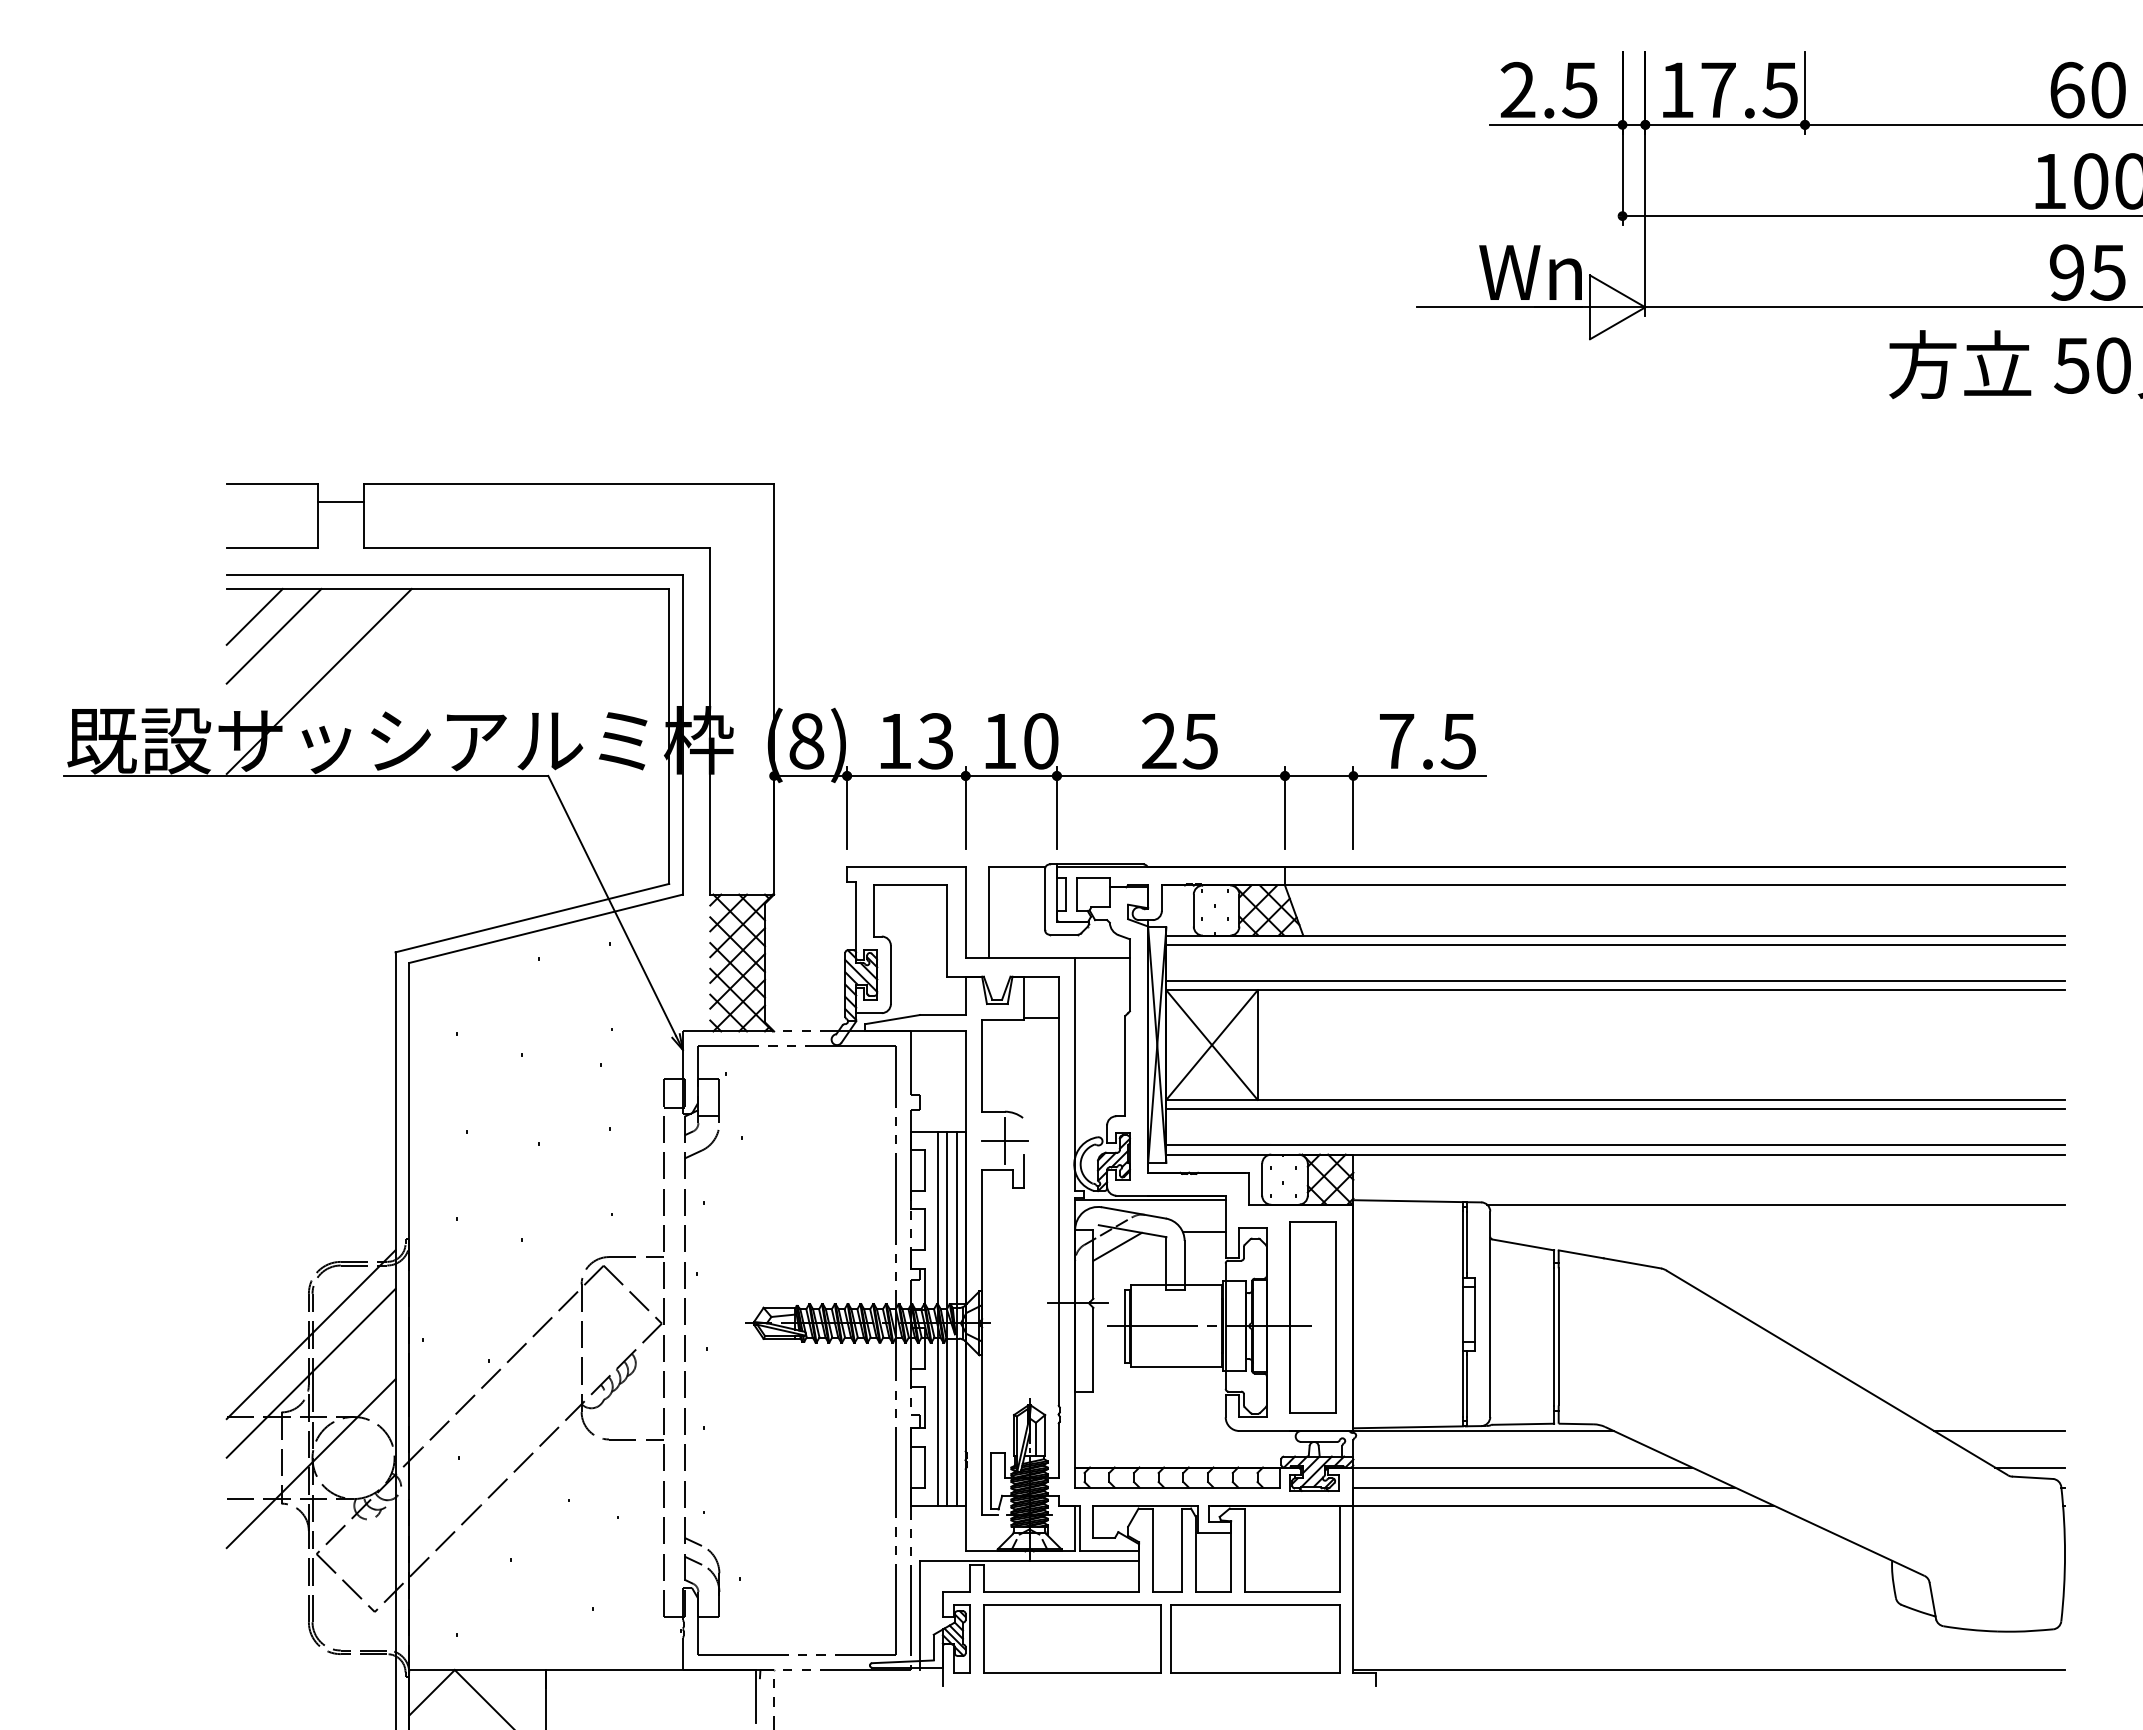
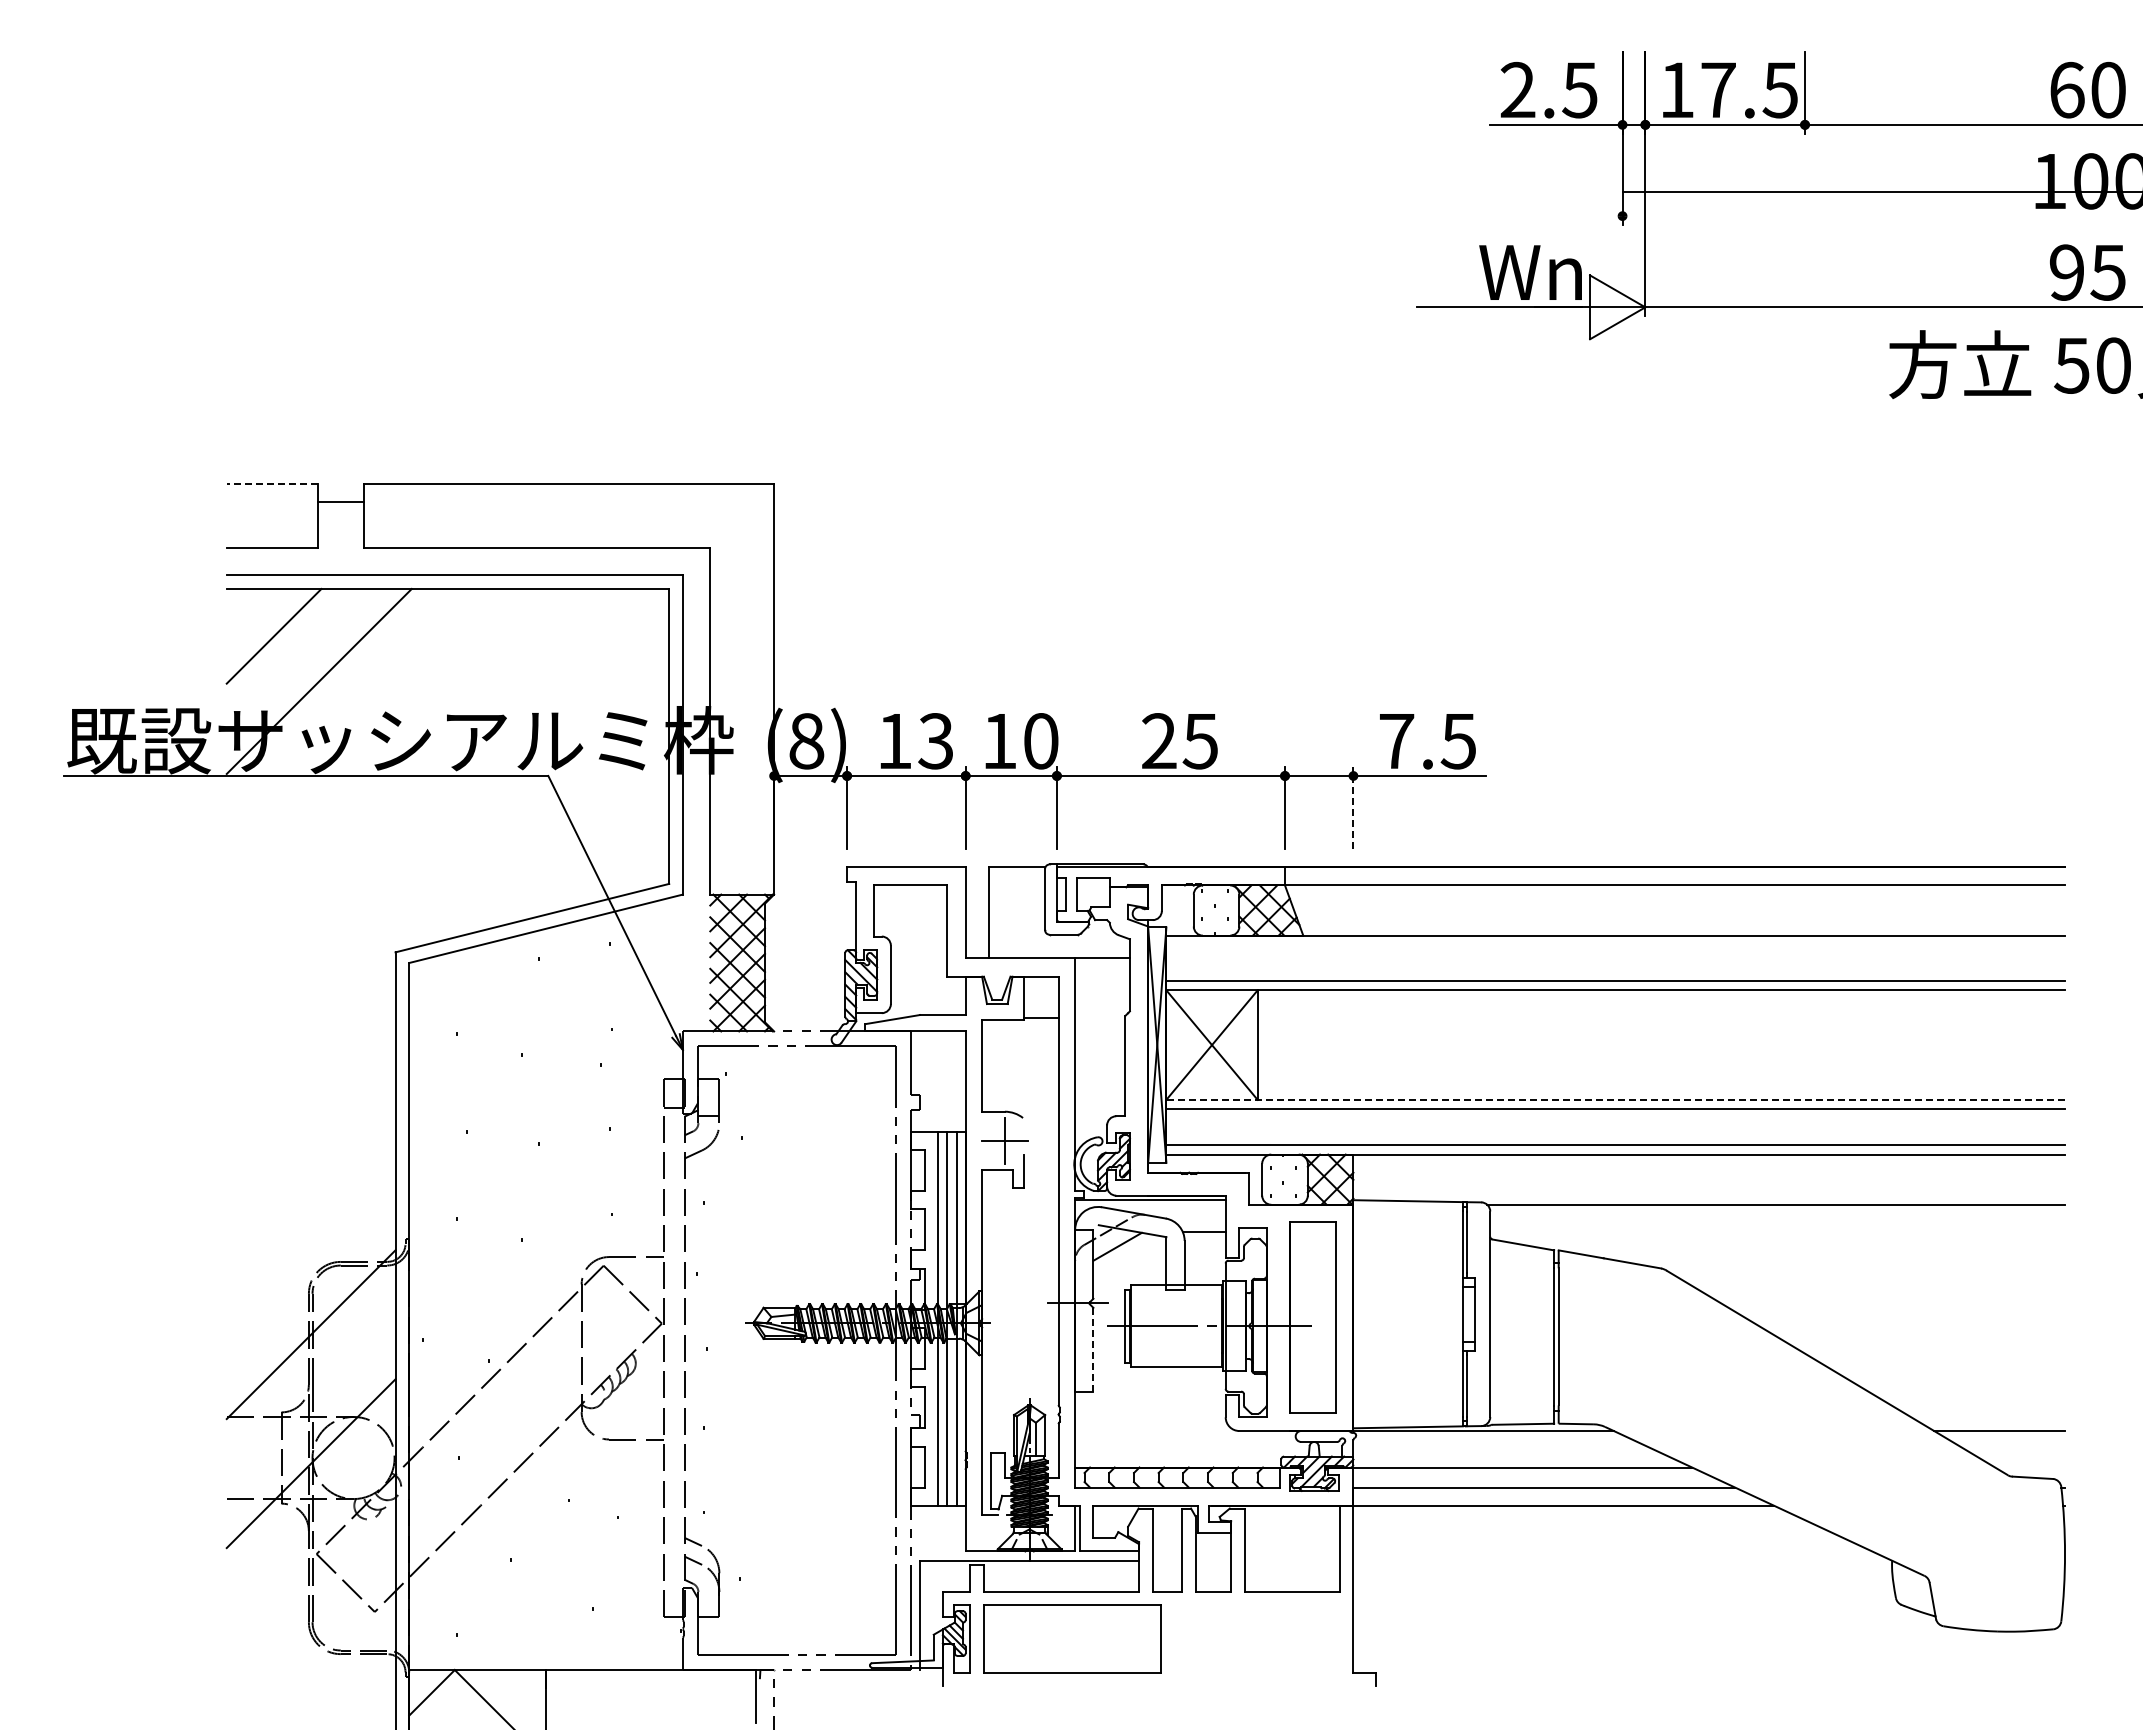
line position: (1880, 216) -> (1880, 192) (1880, 192)
line: solid -> dashed (272, 484)
line: present -> none (254, 616)
line: solid -> dashed (1353, 807)
line: present -> none (1615, 944)
line: solid -> dashed (1615, 1099)
line: solid -> dashed (1093, 1350)
line: present -> none (310, 1372)
line: present -> none (2030, 1467)
part: present -> none (1255, 1638)
line: present -> none (1709, 1670)
